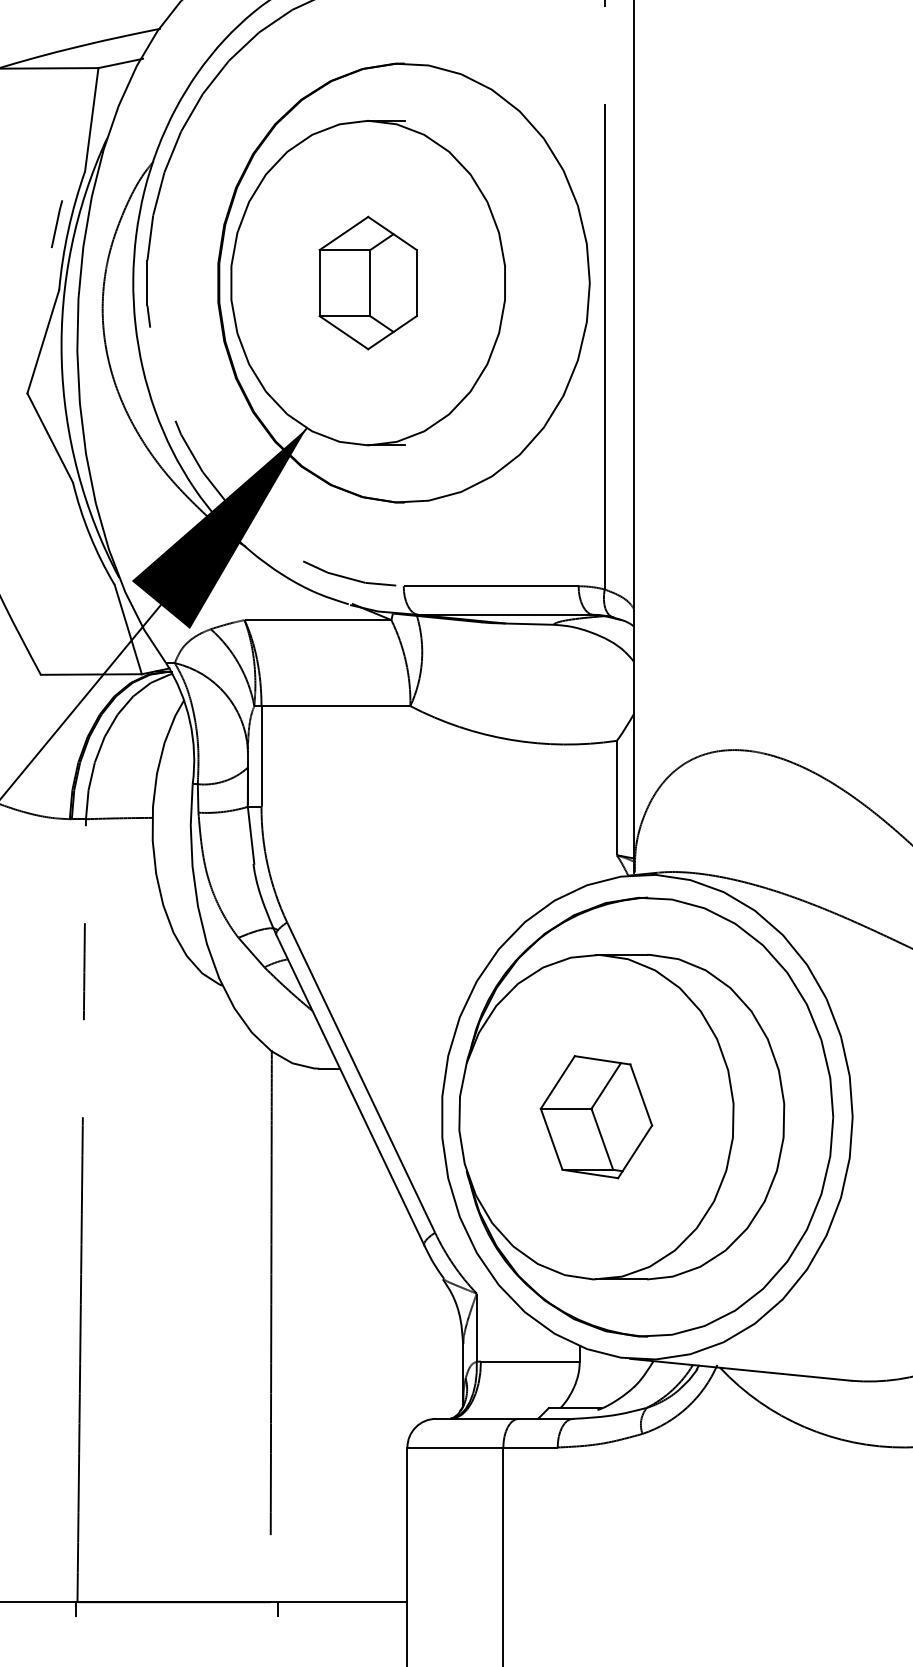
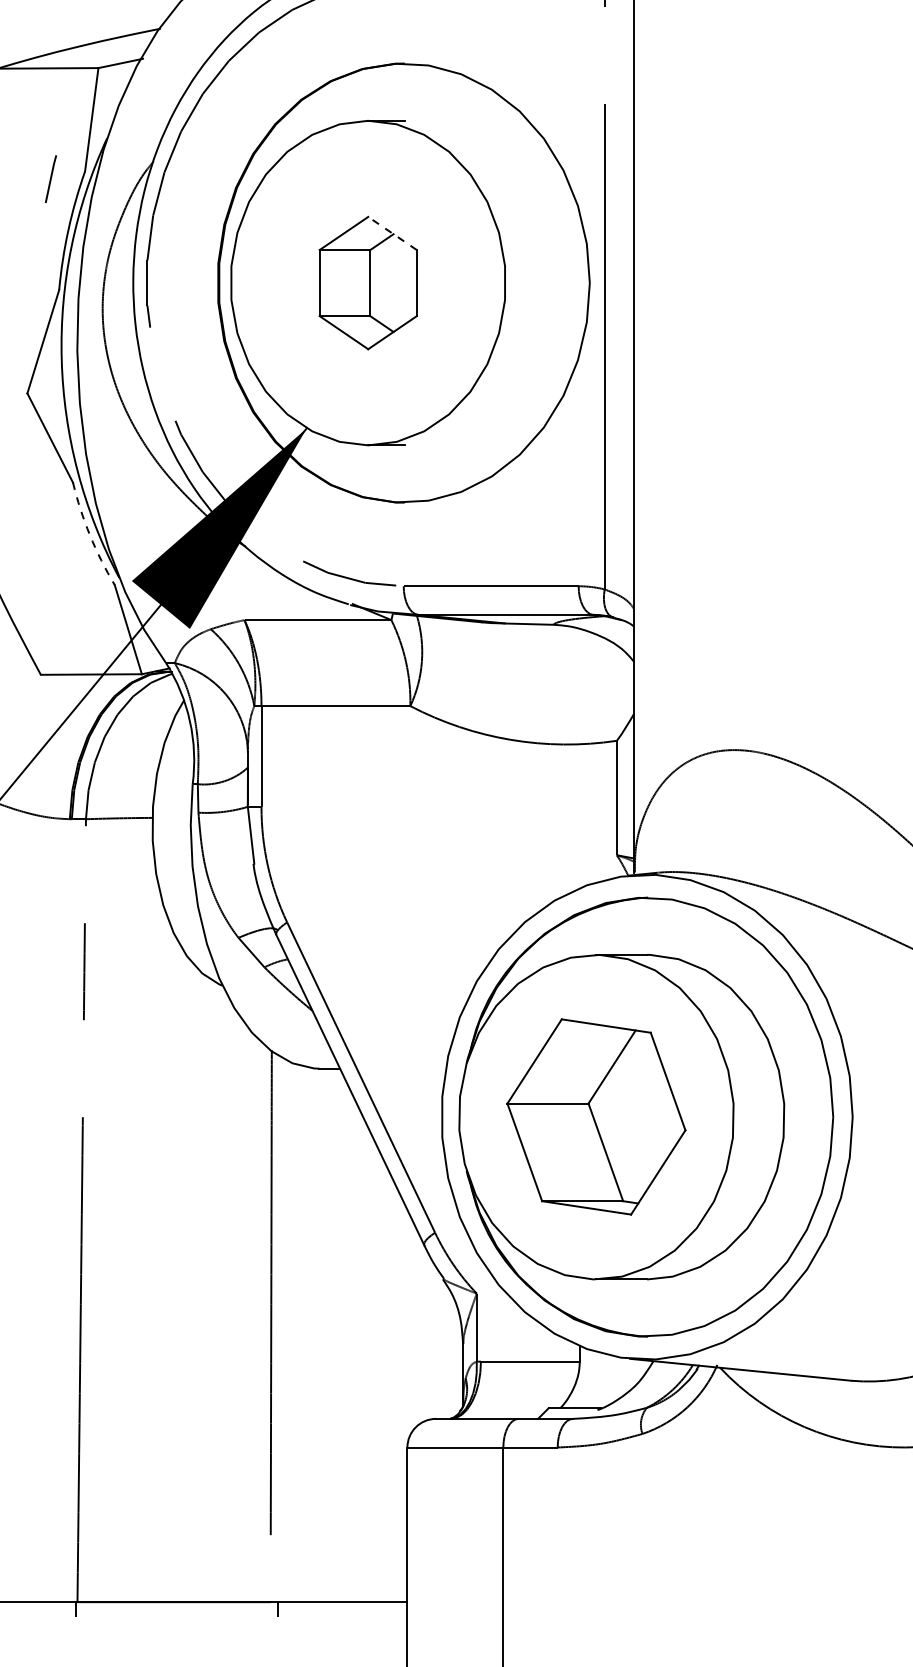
line position: (56, 223) -> (50, 178) (50, 178)
line: solid -> dashed (392, 233)
arc: solid -> dashed (90, 535)
part size: 115x125 px -> 181x198 px (596, 1116)
